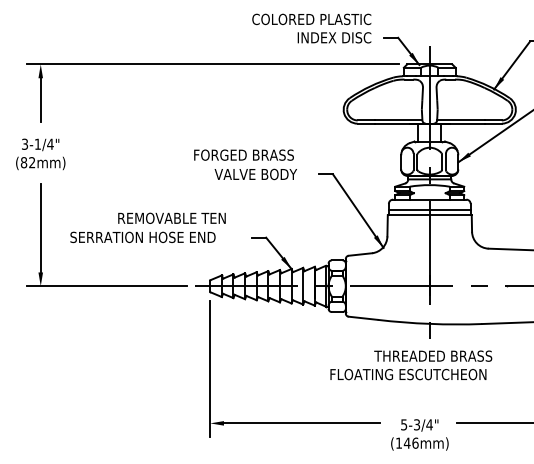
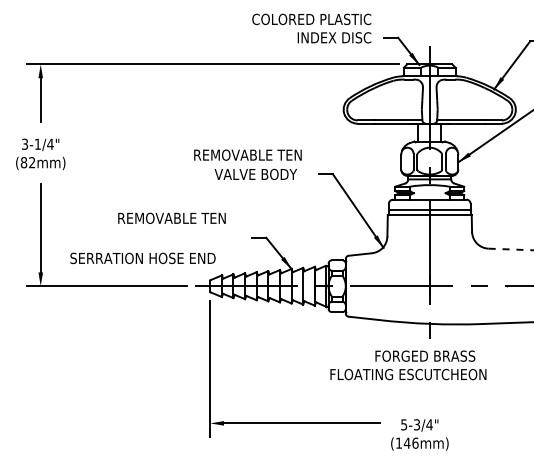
text: FORGED BRASS -> REMOVABLE TEN (248, 154)
text position: (142, 237) -> (142, 258) (142, 258)
line: solid -> dashed (511, 249)
text: THREADED BRASS -> FORGED BRASS (433, 355)
line: present -> none (493, 423)
